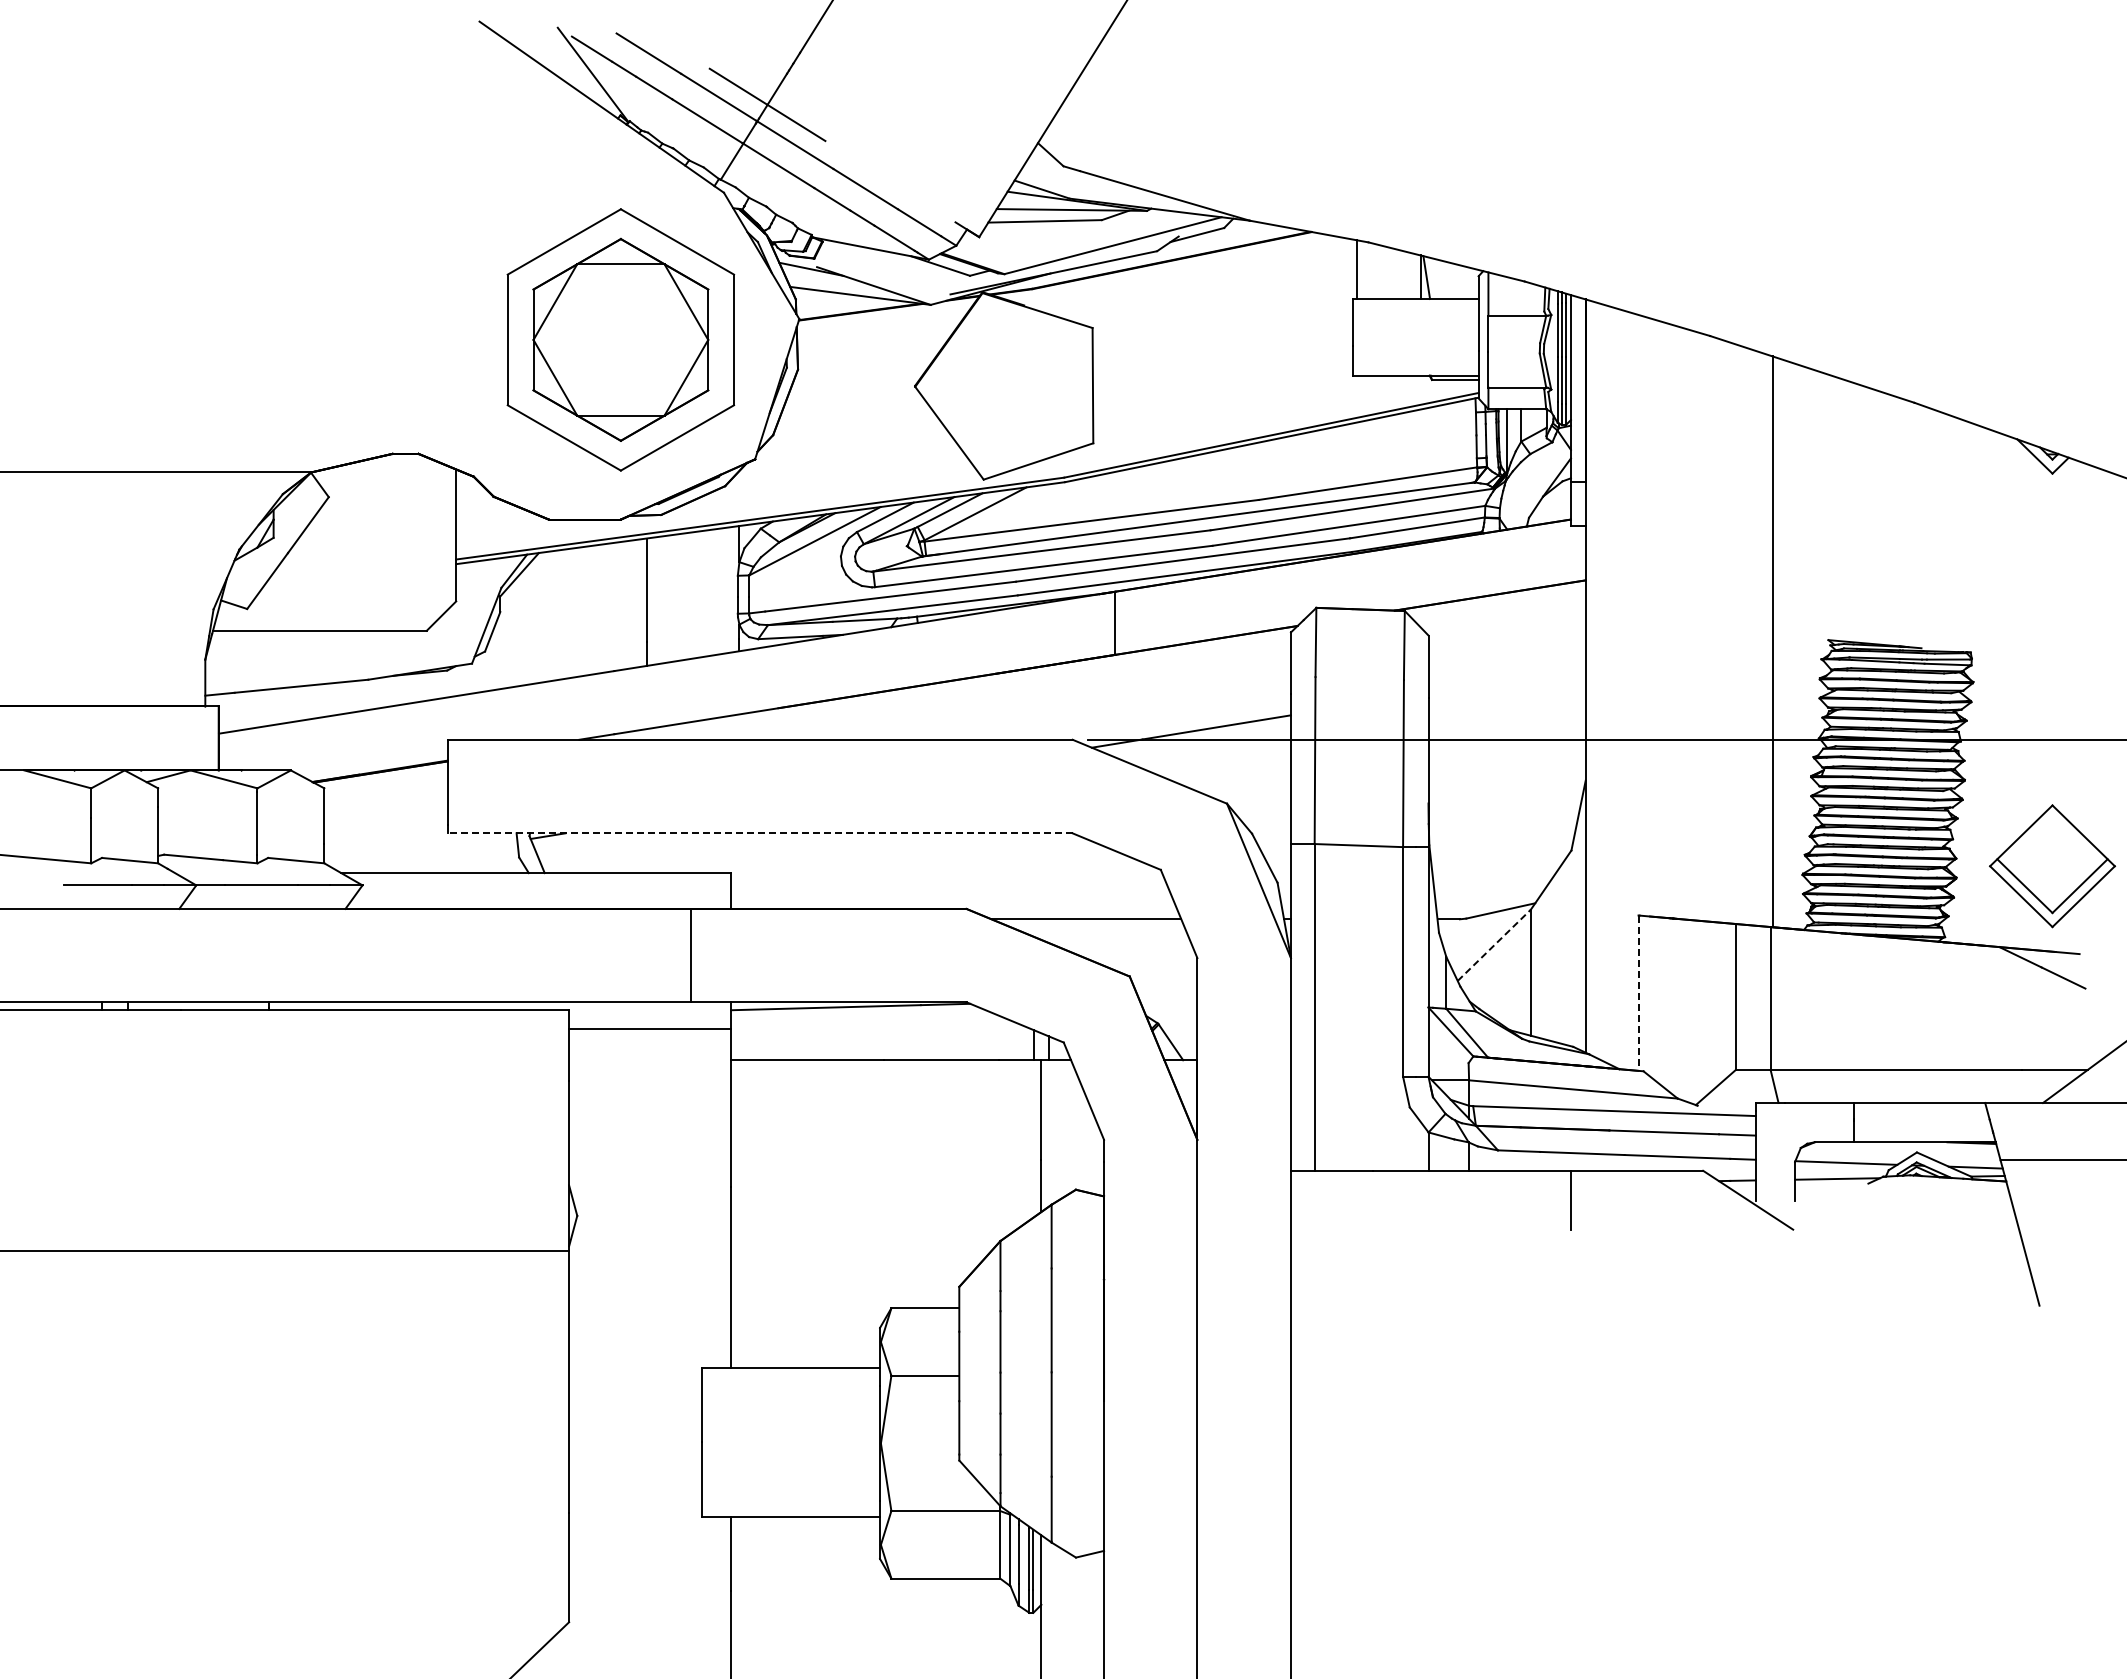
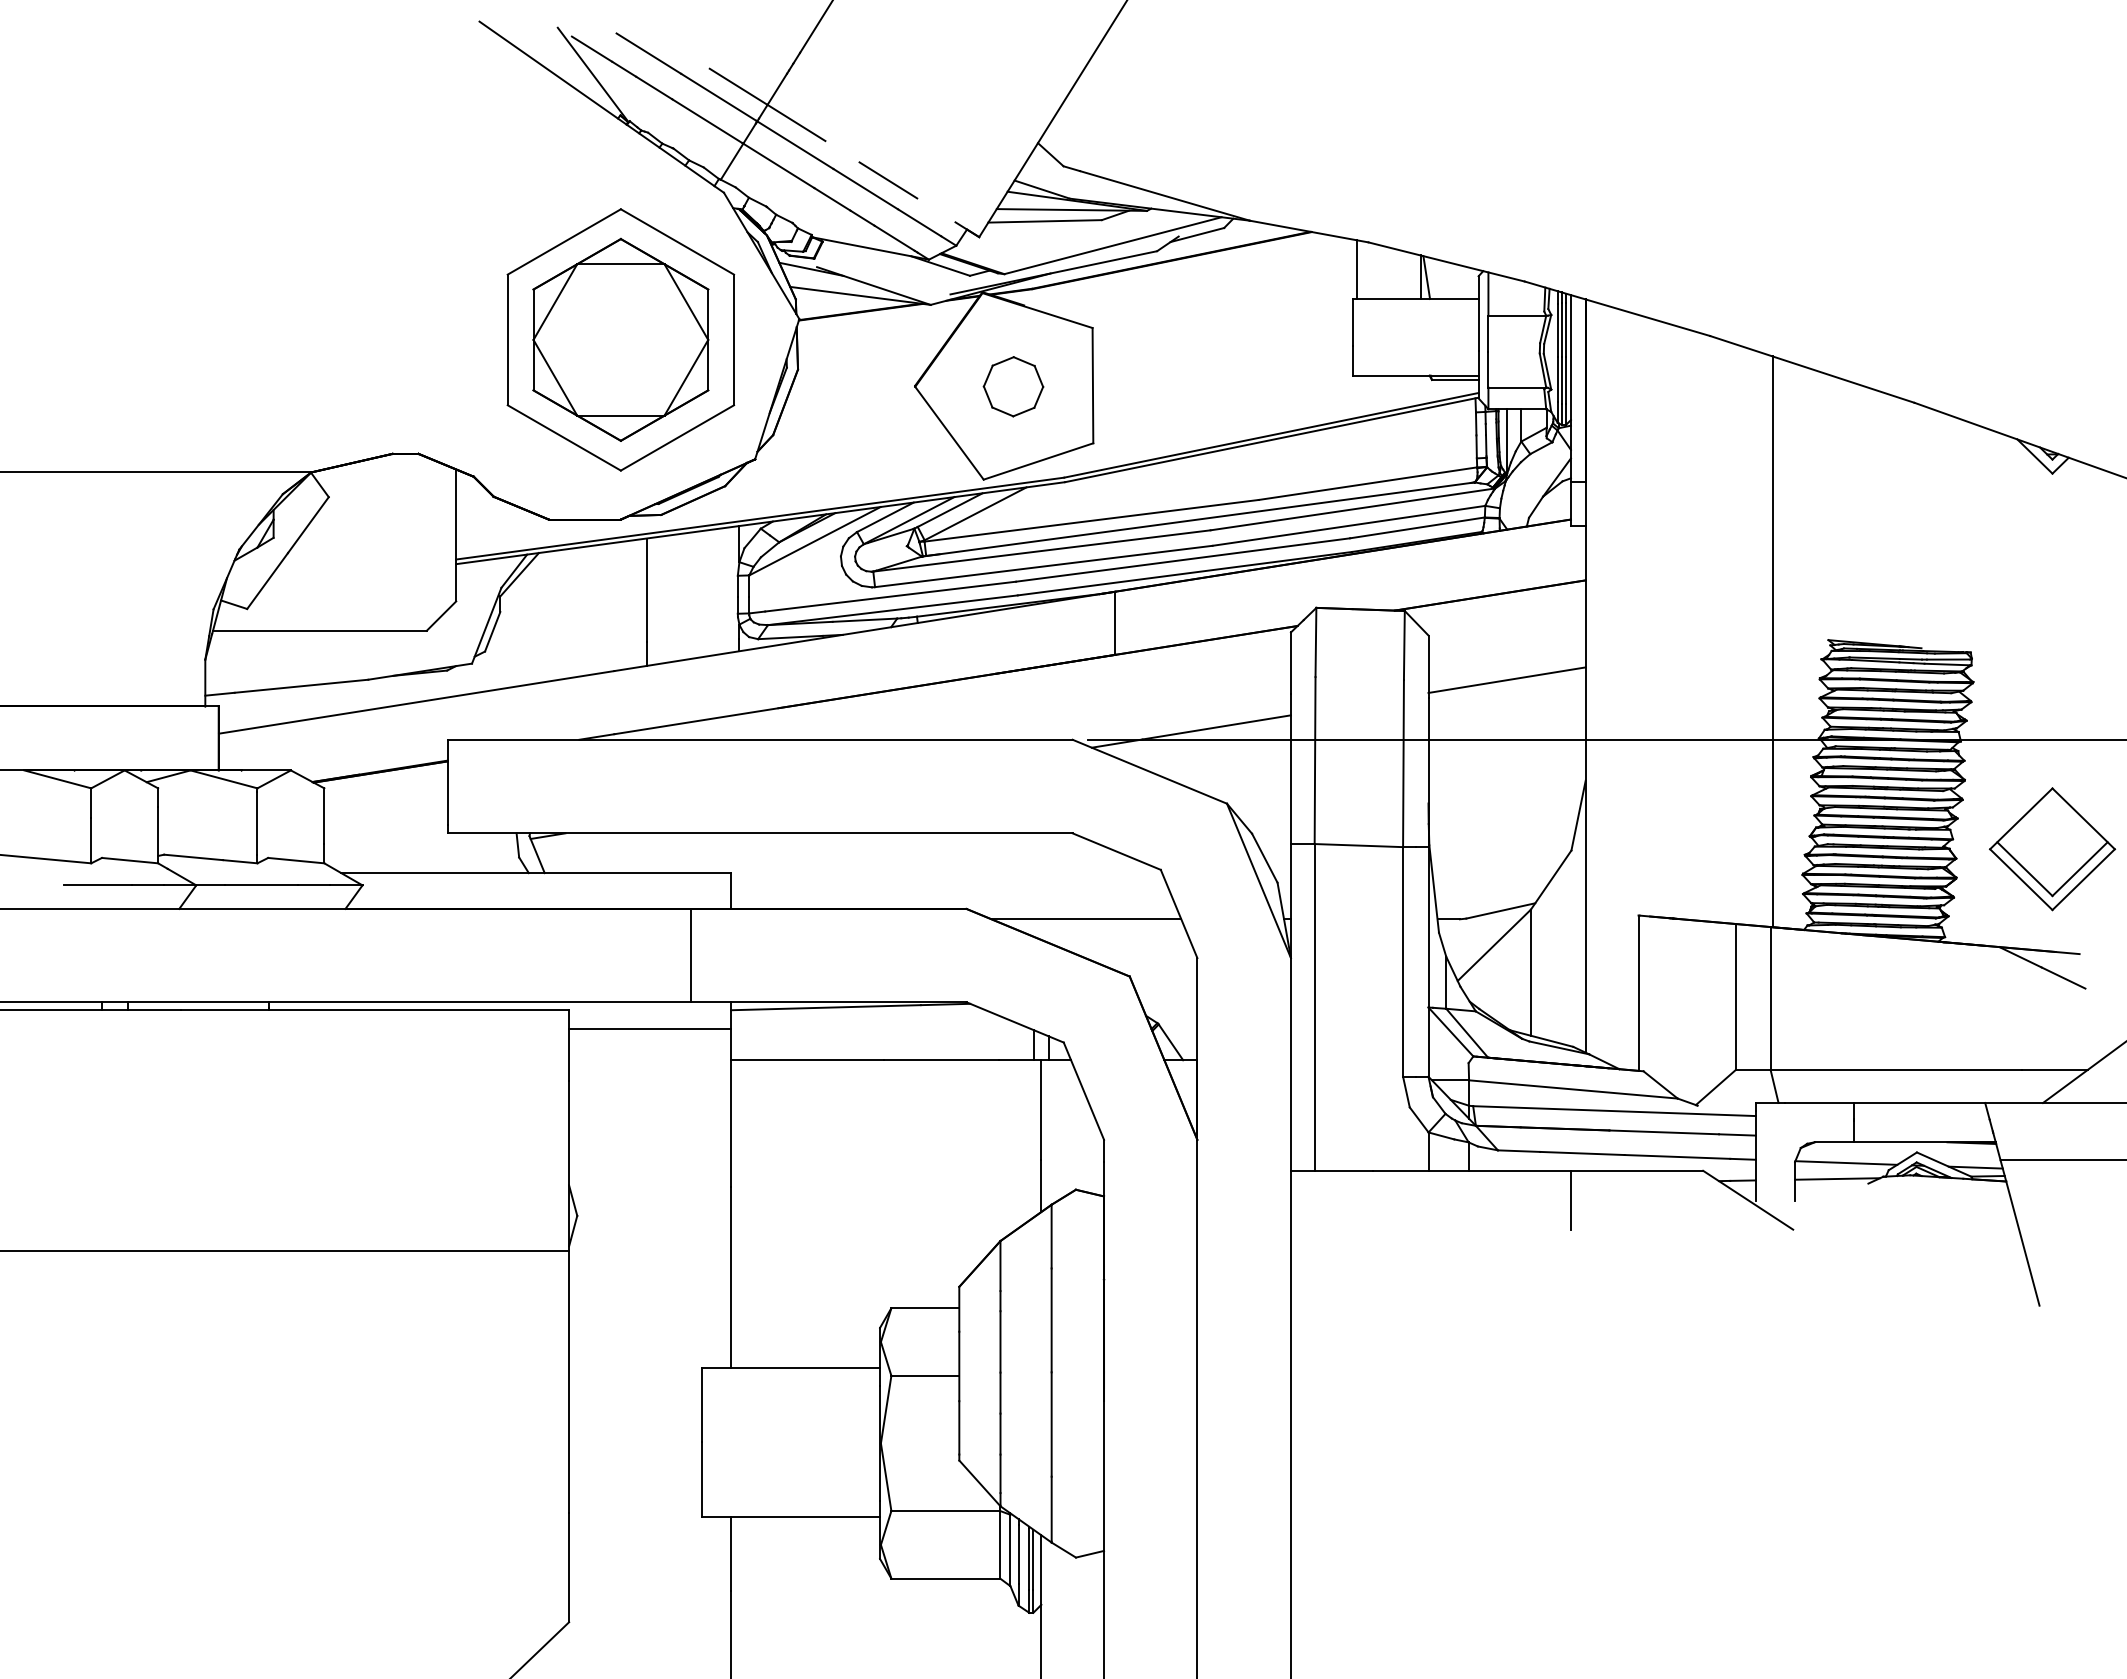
line: none -> present (888, 180)
part: none -> present (1013, 386)
line: none -> present (1506, 679)
line: dashed -> solid (760, 833)
part position: (2052, 866) -> (2052, 849) (2052, 849)
line: dashed -> solid (1494, 944)
line: dashed -> solid (1638, 993)
